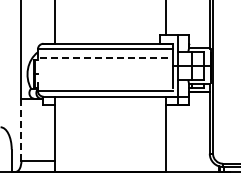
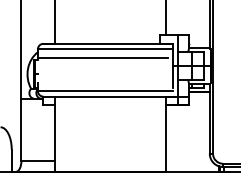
line: dashed -> solid (102, 57)
line: dashed -> solid (21, 130)
